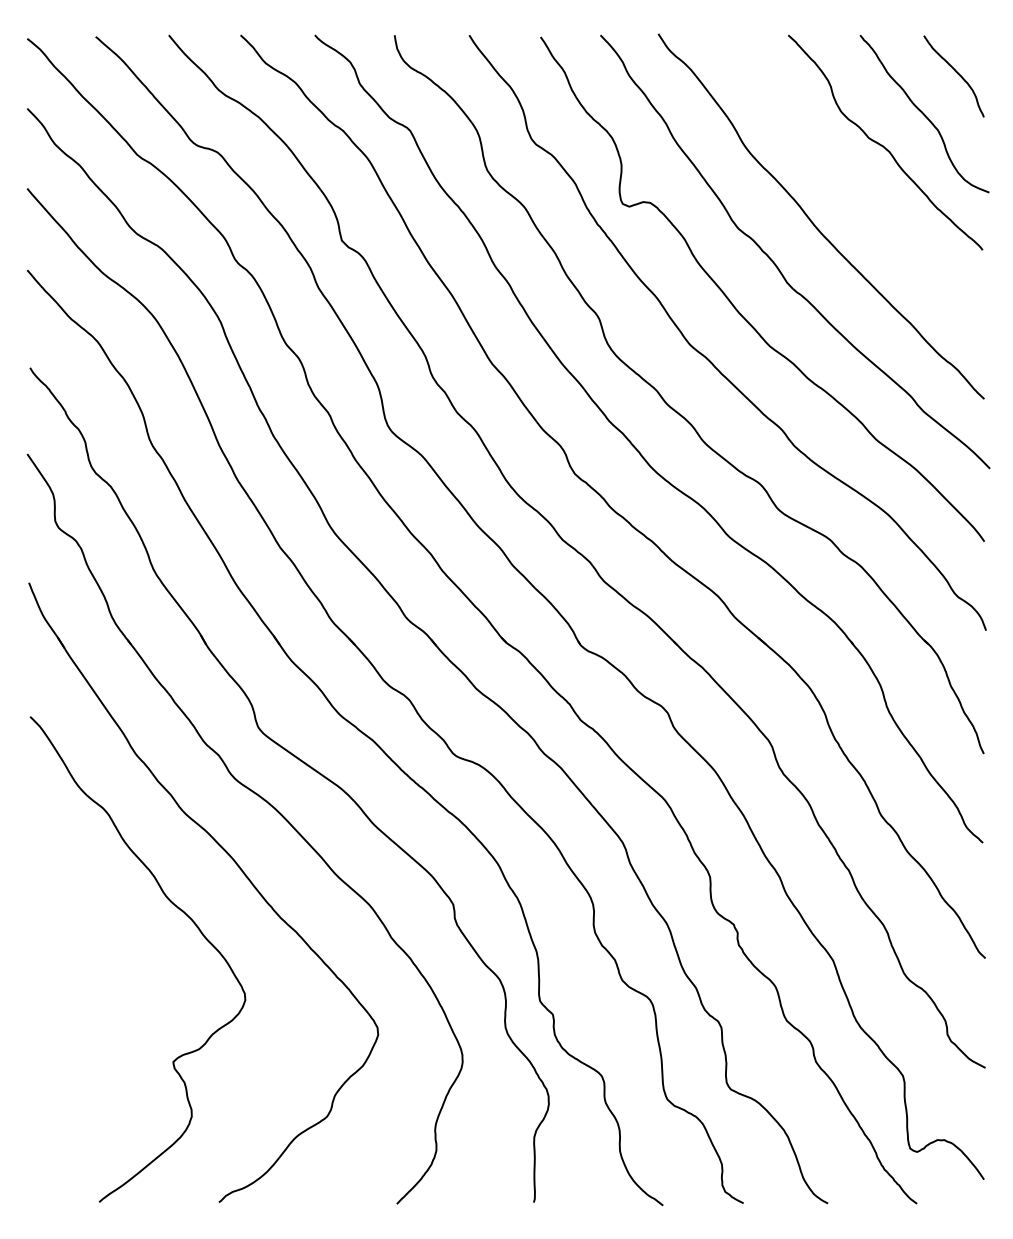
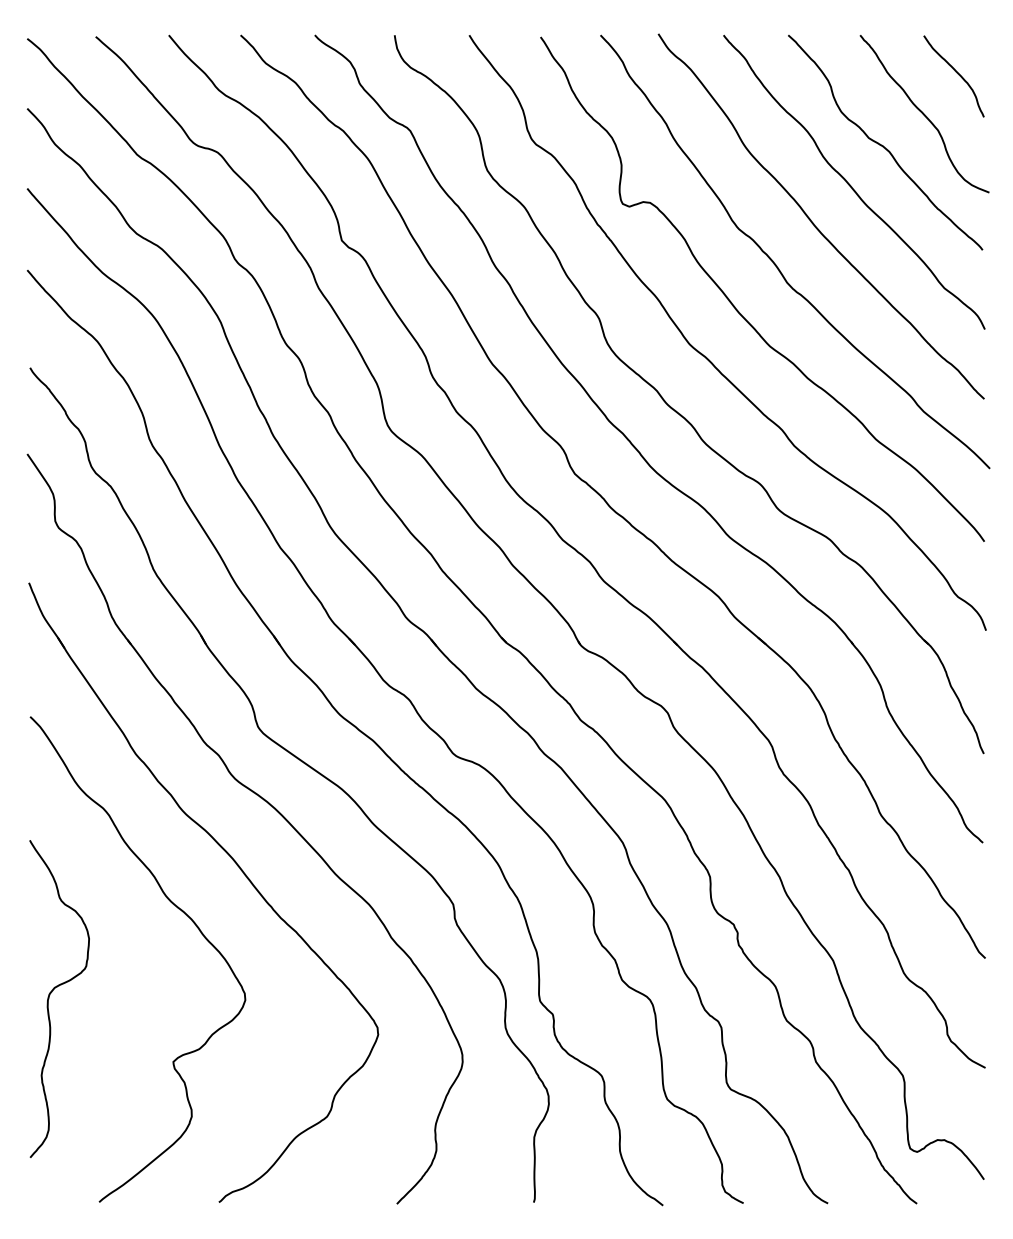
curve: none -> present (850, 184)
curve: none -> present (52, 992)
